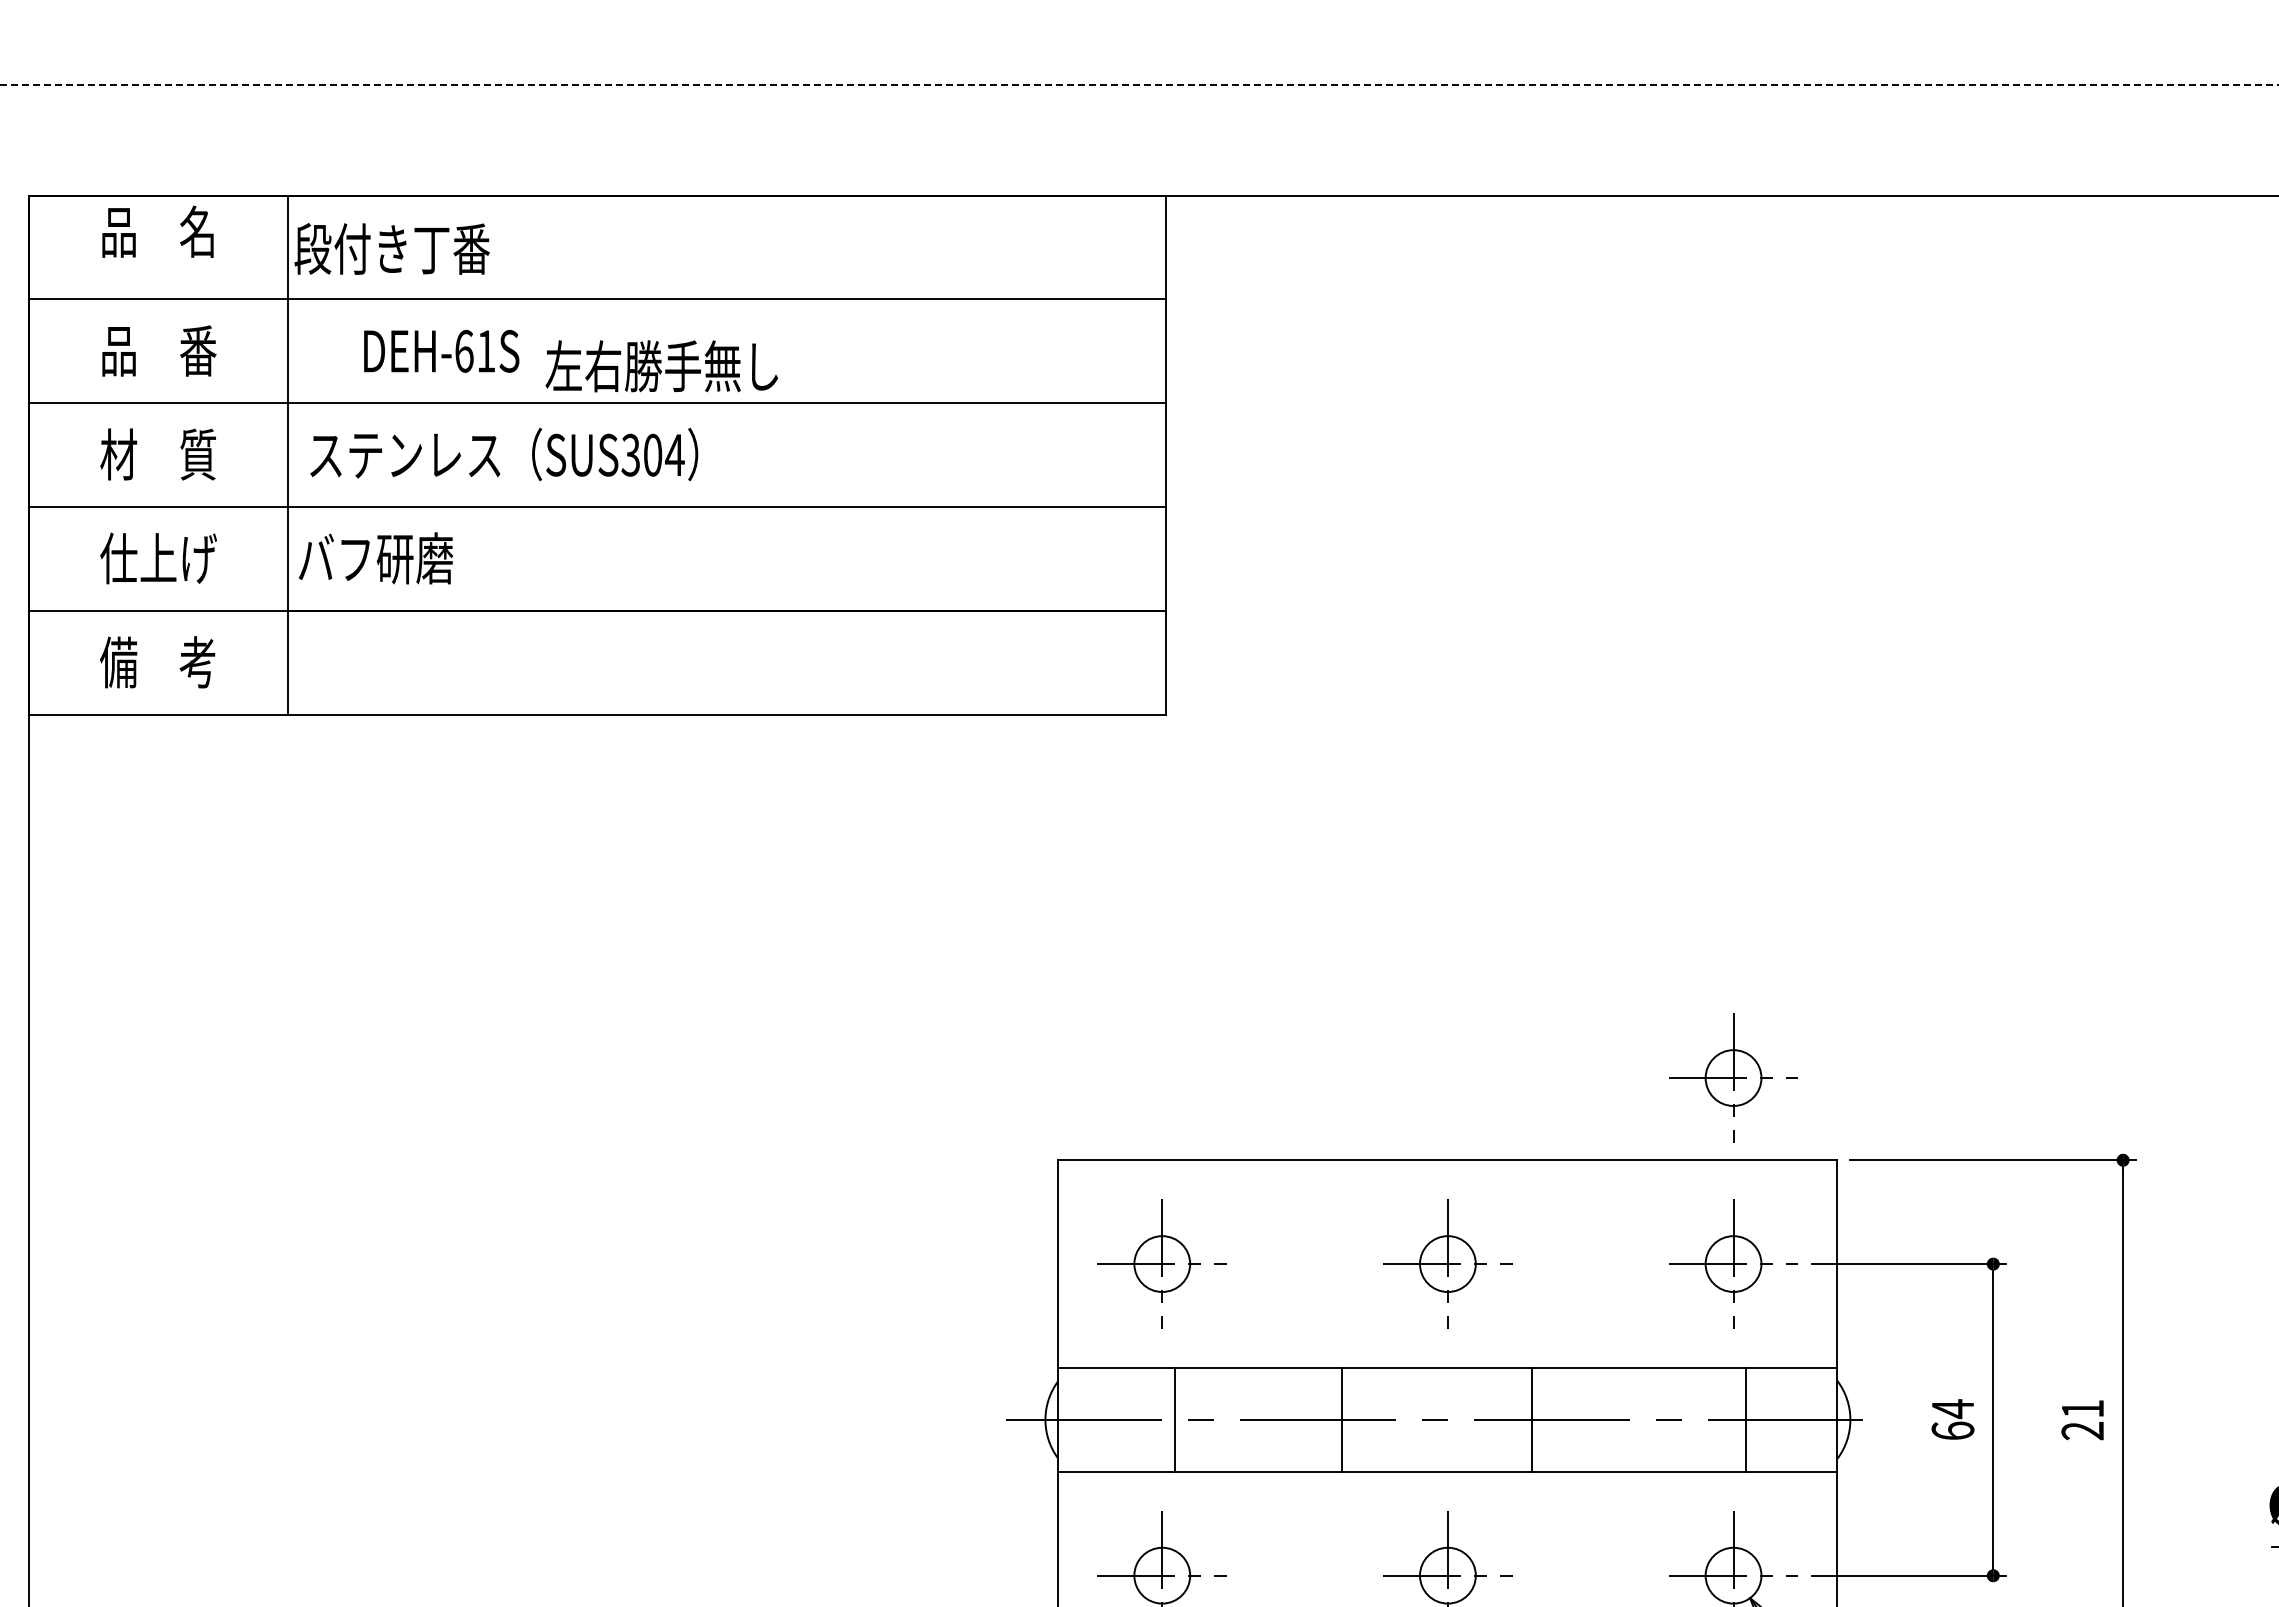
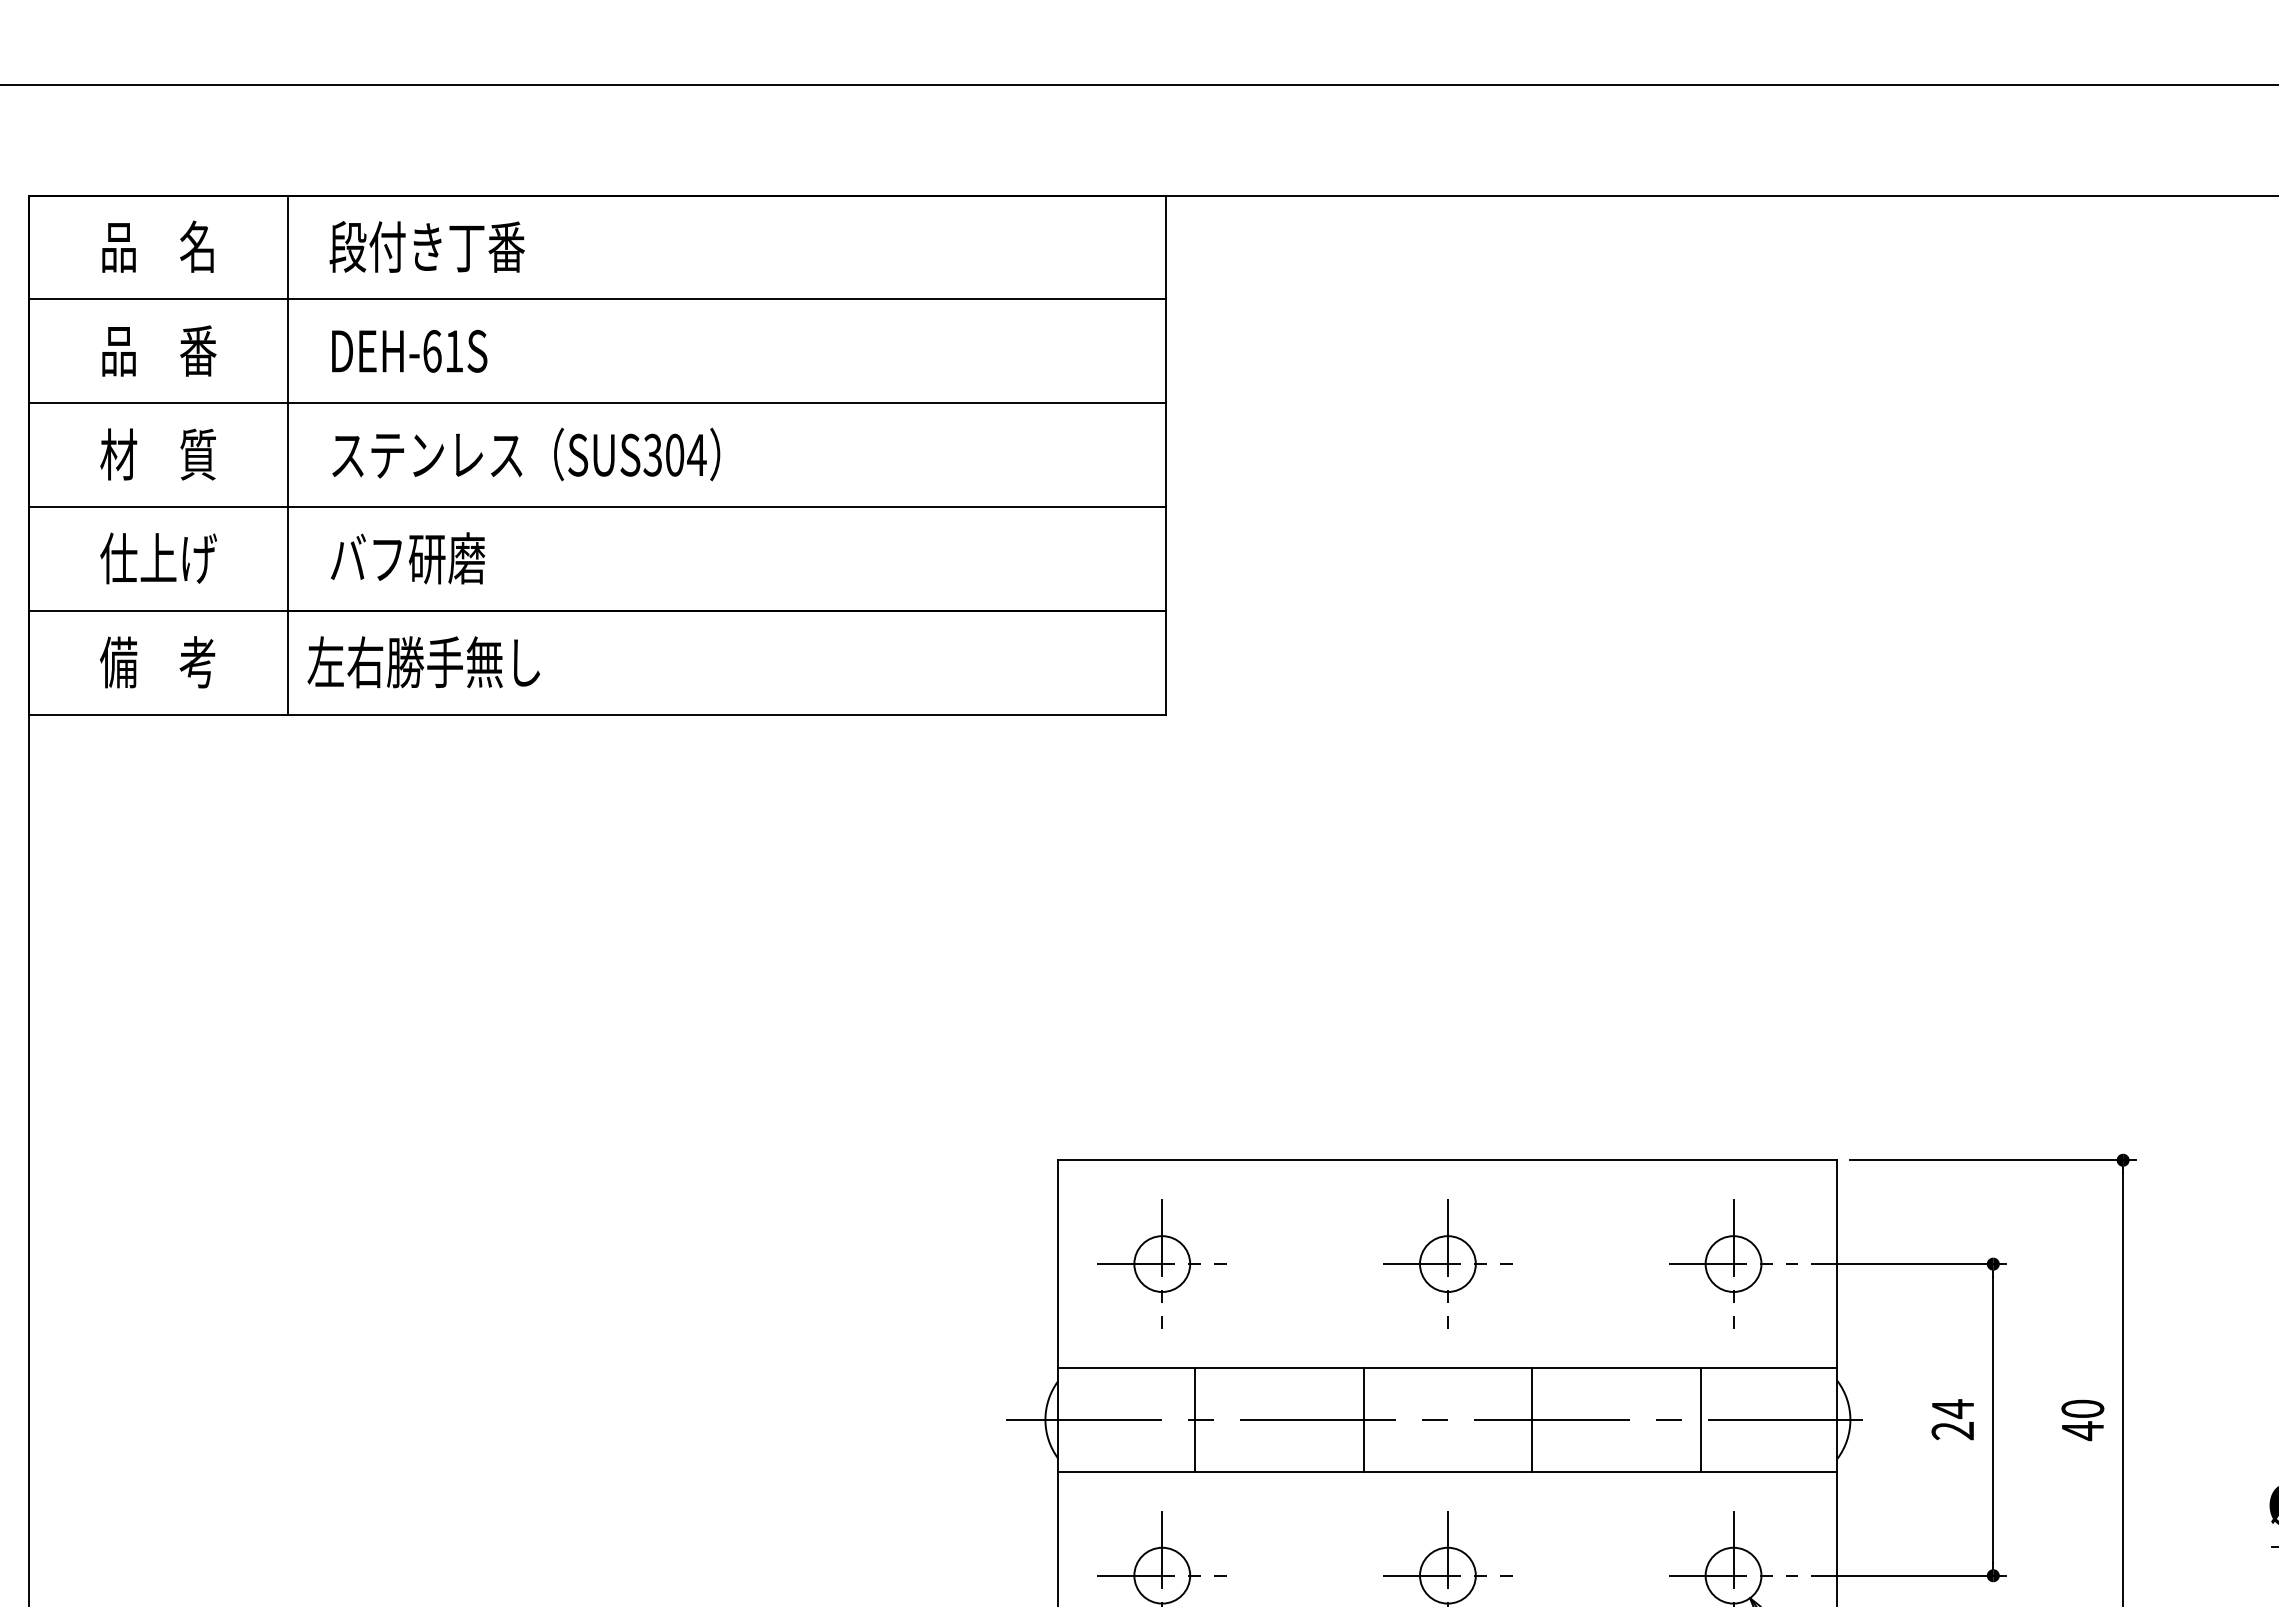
line: dashed -> solid (1140, 85)
text position: (157, 231) -> (157, 246) (157, 246)
text position: (391, 248) -> (426, 246) (426, 246)
text position: (441, 351) -> (409, 351) (409, 351)
text position: (661, 366) -> (423, 662) (423, 662)
text position: (504, 454) -> (526, 454) (526, 454)
text position: (376, 558) -> (408, 558) (408, 558)
part: present -> none (1733, 1077)
line position: (1174, 1419) -> (1194, 1419) (1194, 1419)
line position: (1341, 1419) -> (1363, 1419) (1363, 1419)
line position: (1746, 1419) -> (1701, 1419) (1701, 1419)
text: 21 -> 40 (2082, 1420)
text: 64 -> 24 (1952, 1430)
